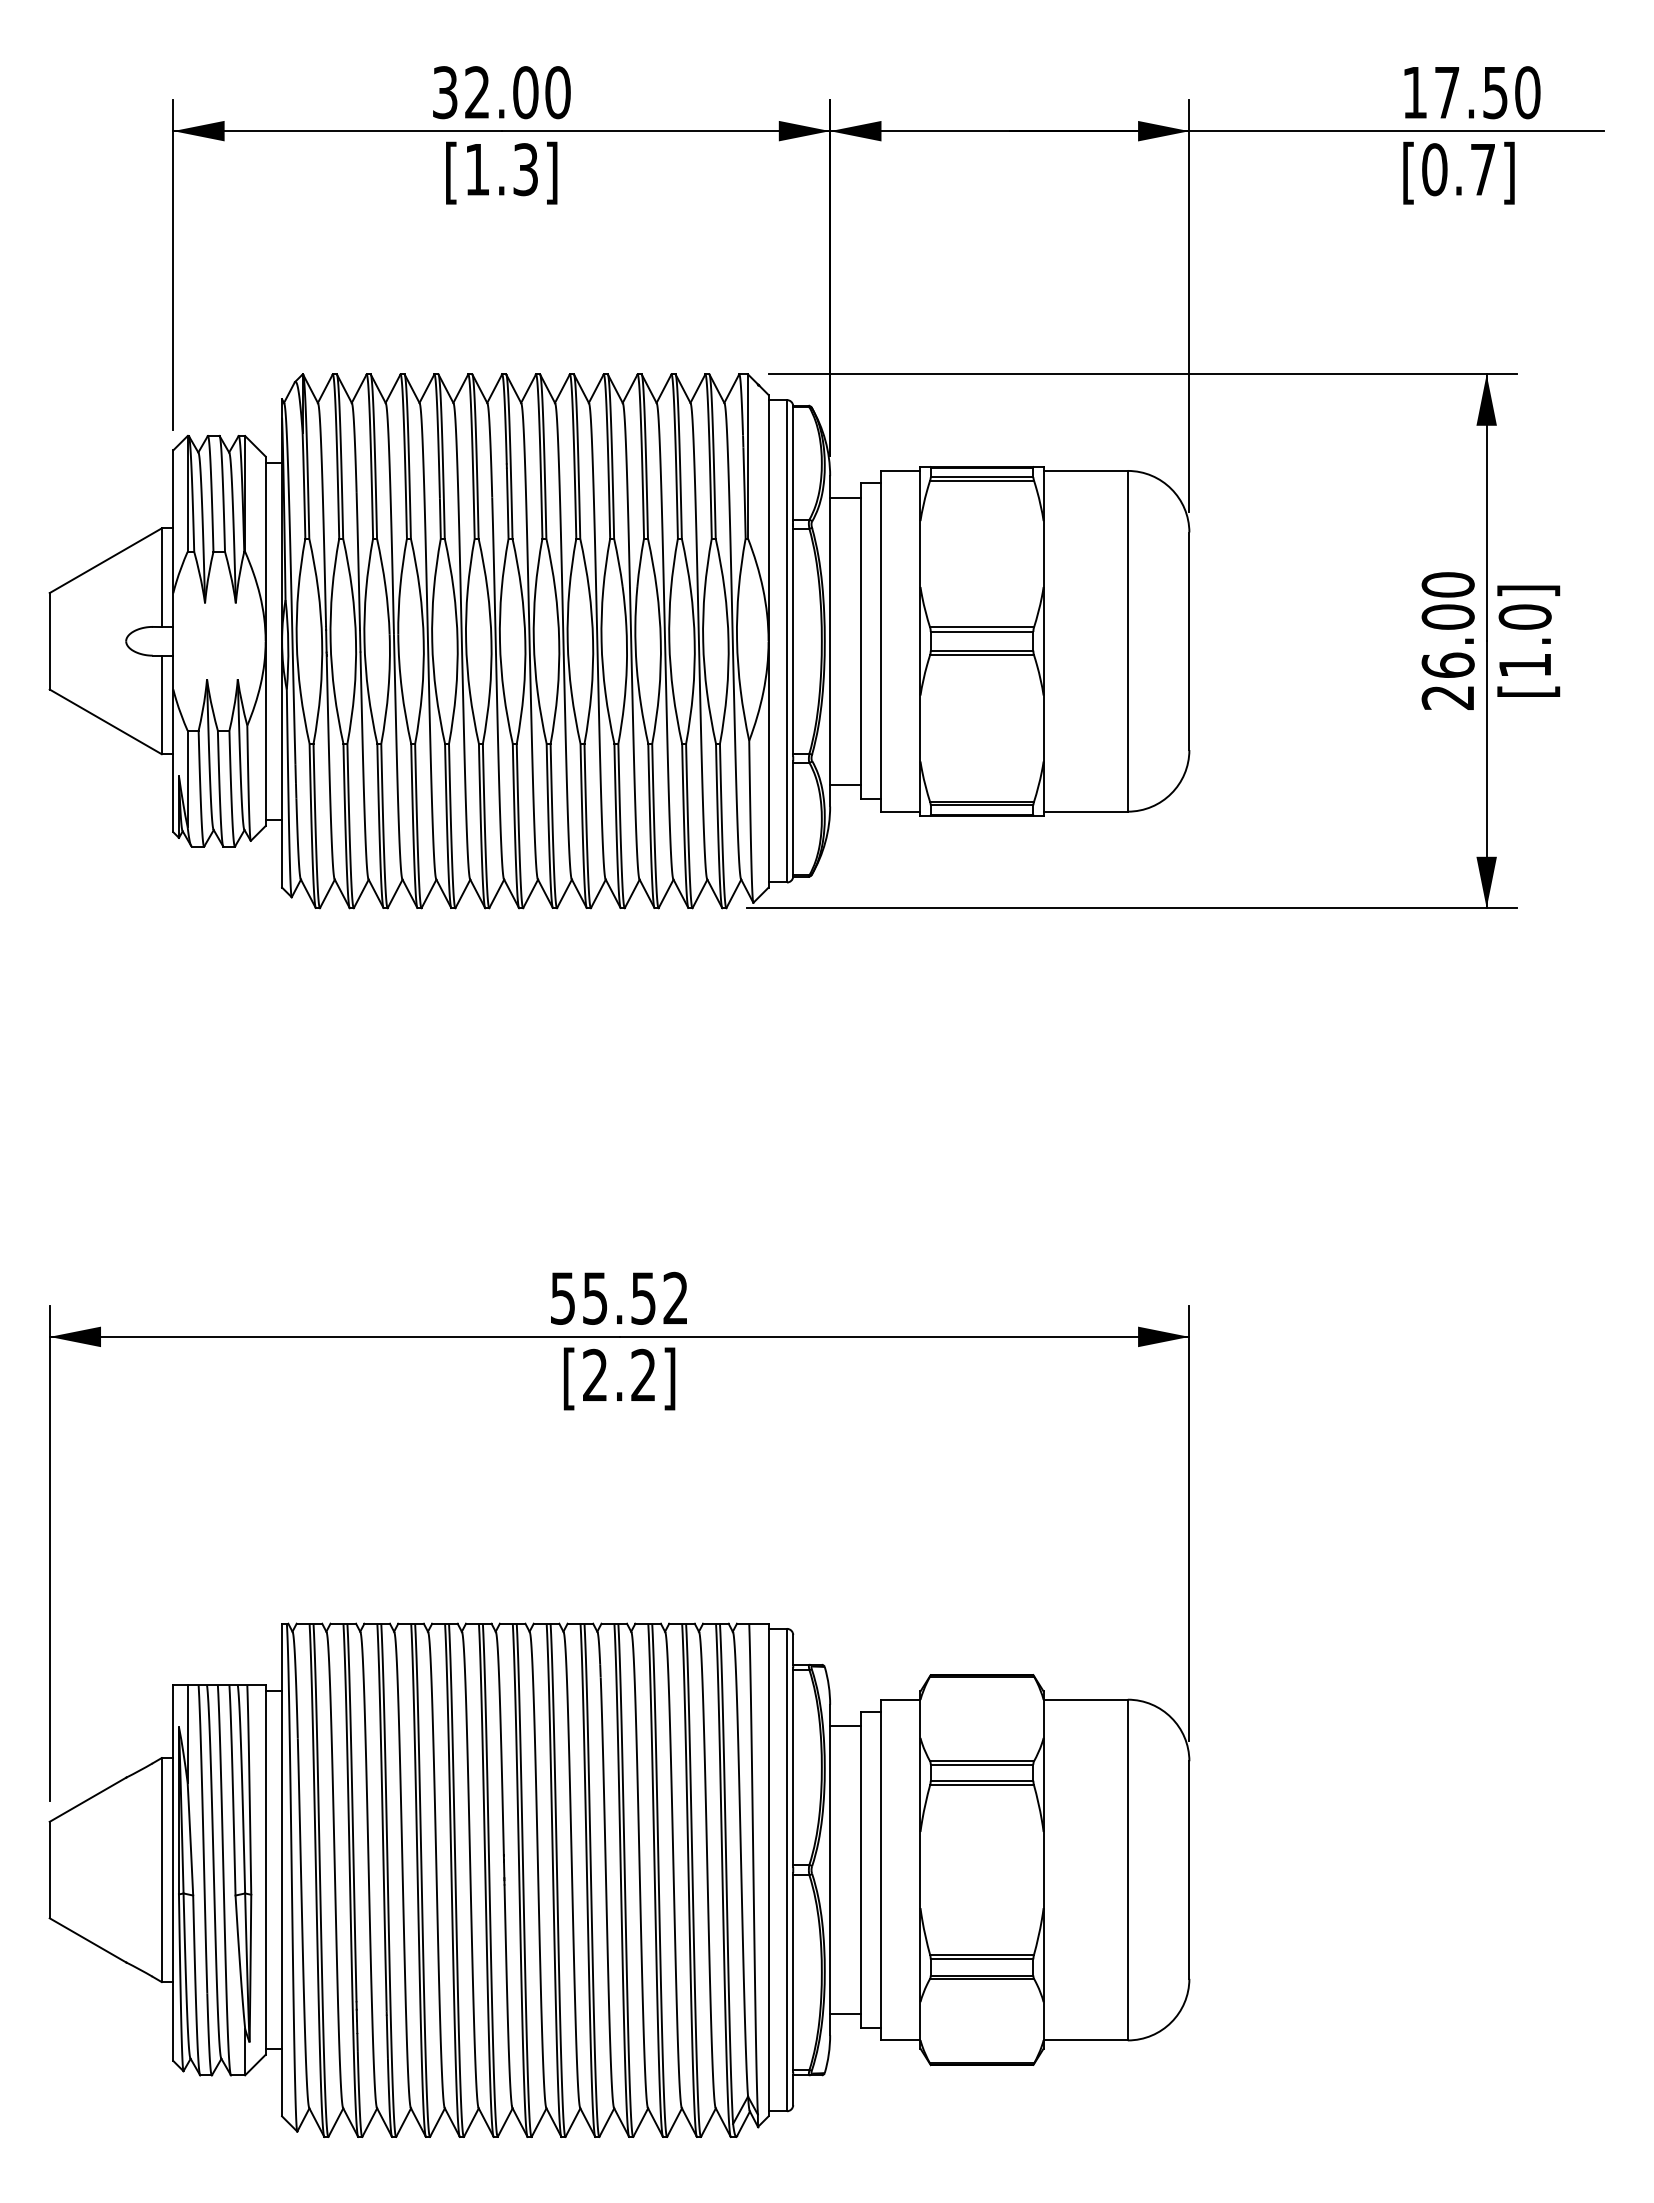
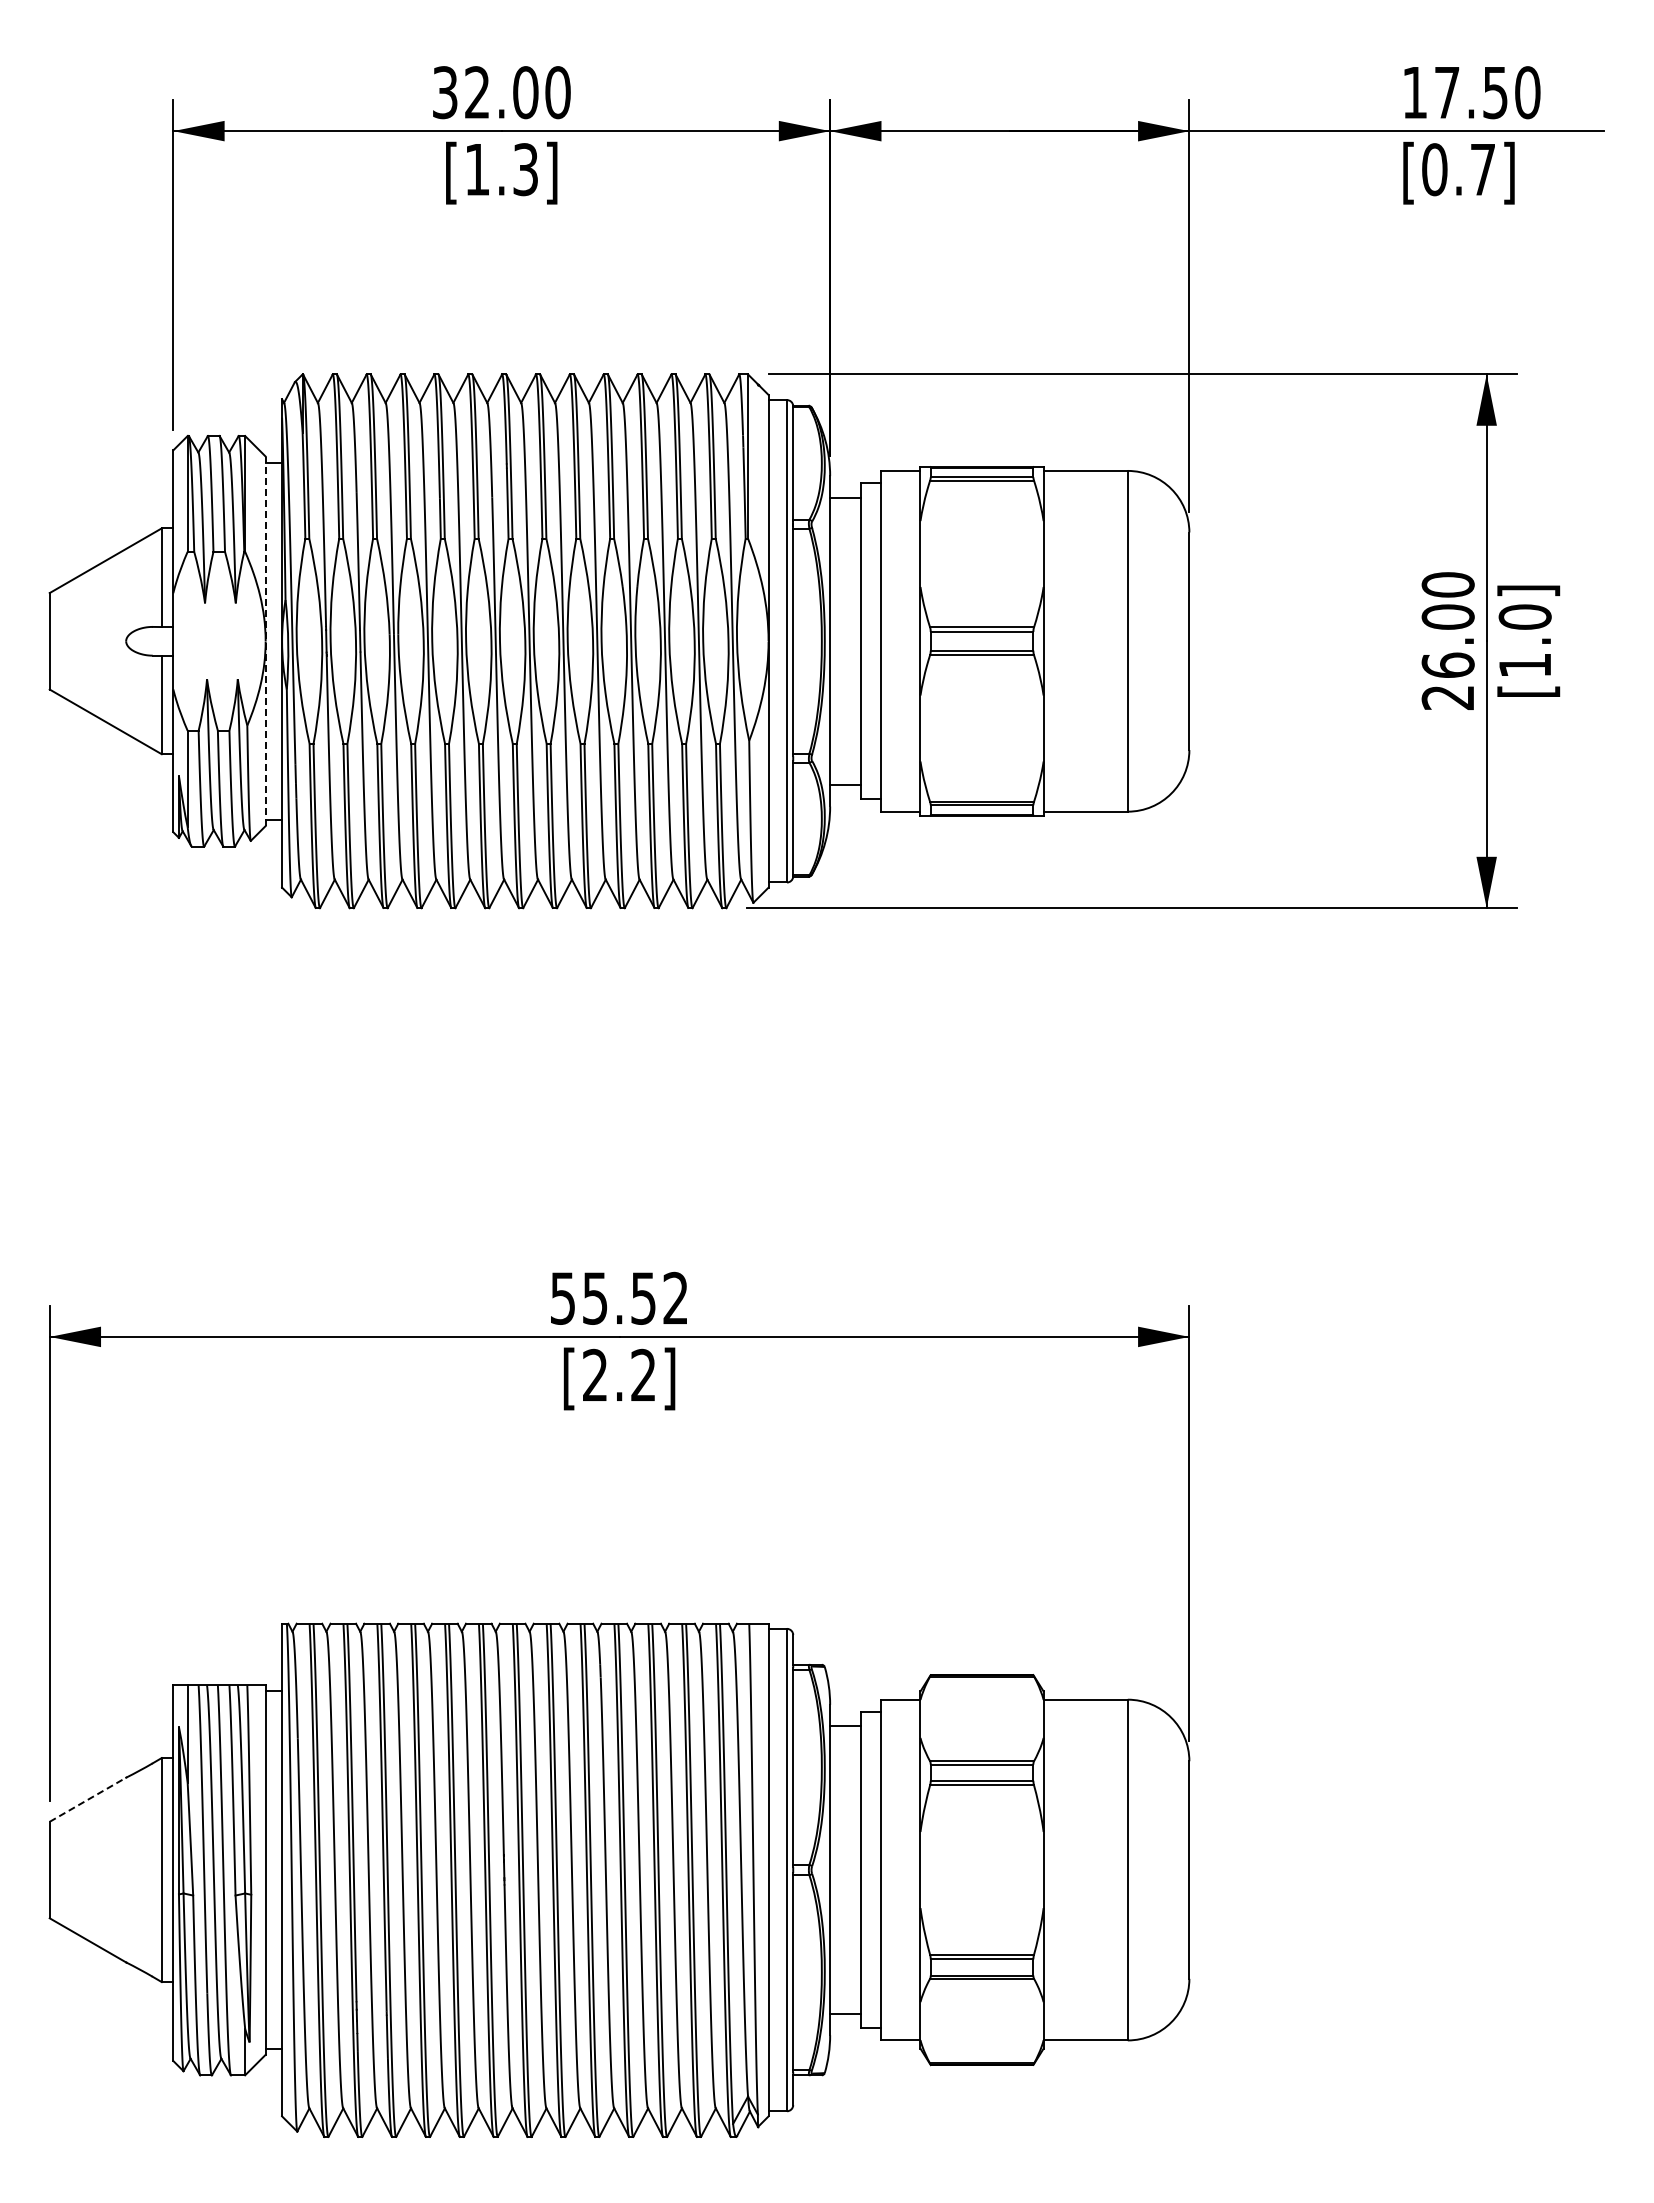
line: solid -> dashed (265, 641)
line: solid -> dashed (88, 1799)
